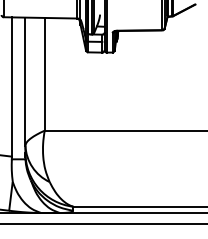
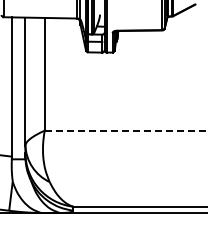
line: solid -> dashed (126, 130)
line: present -> none (103, 224)
